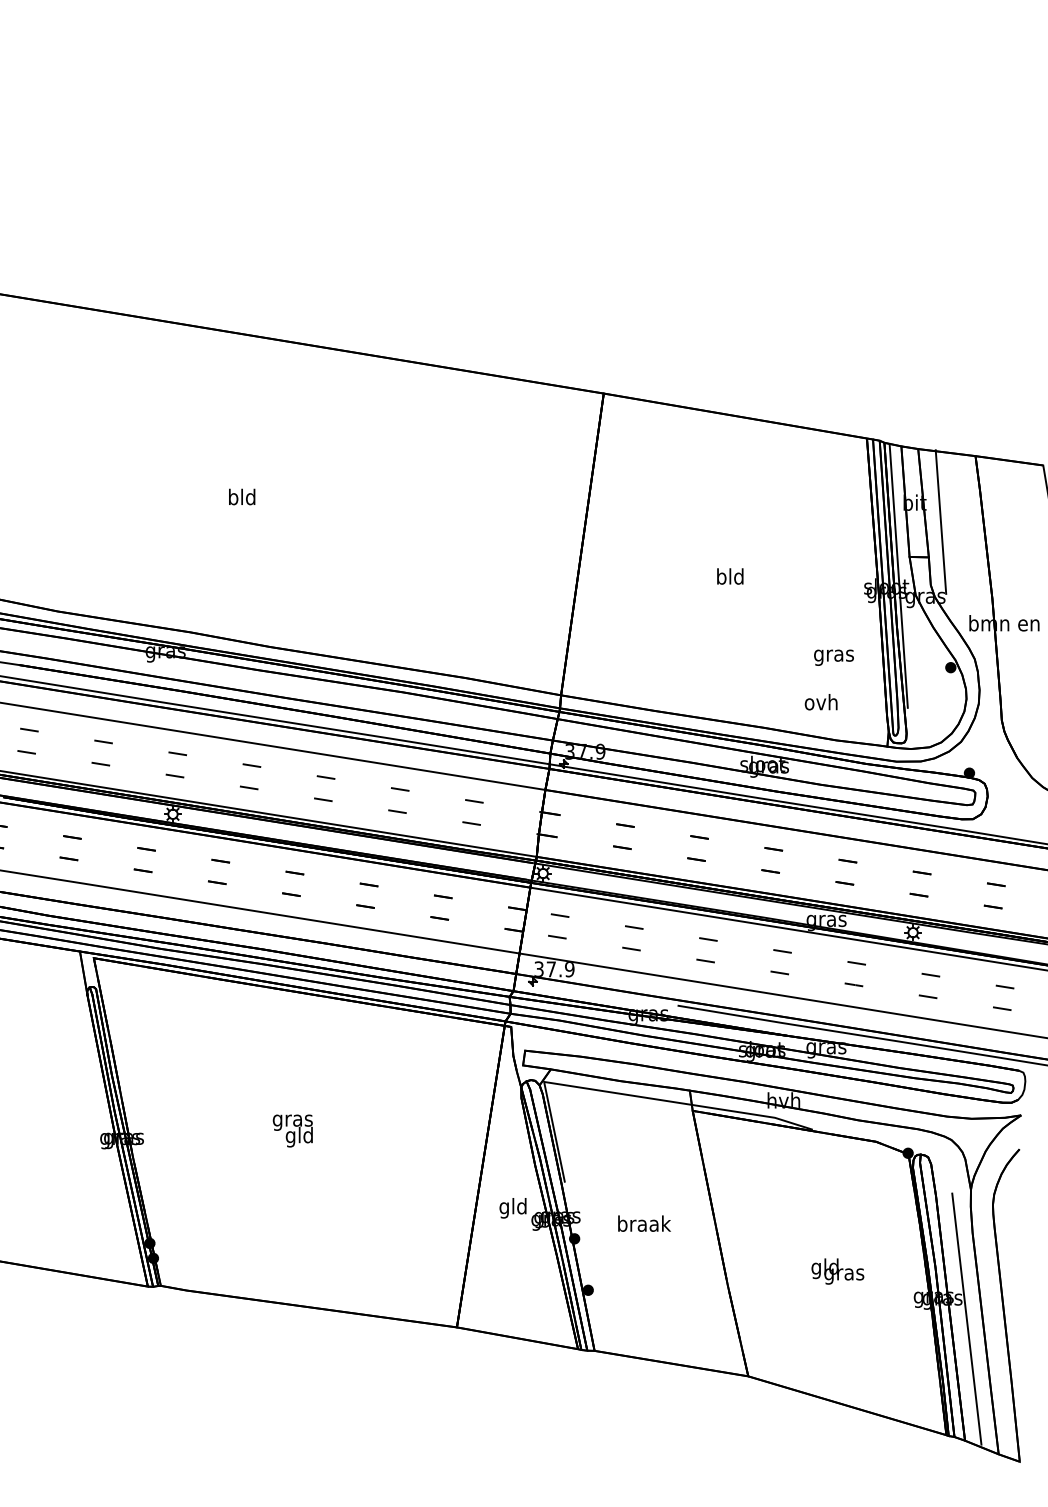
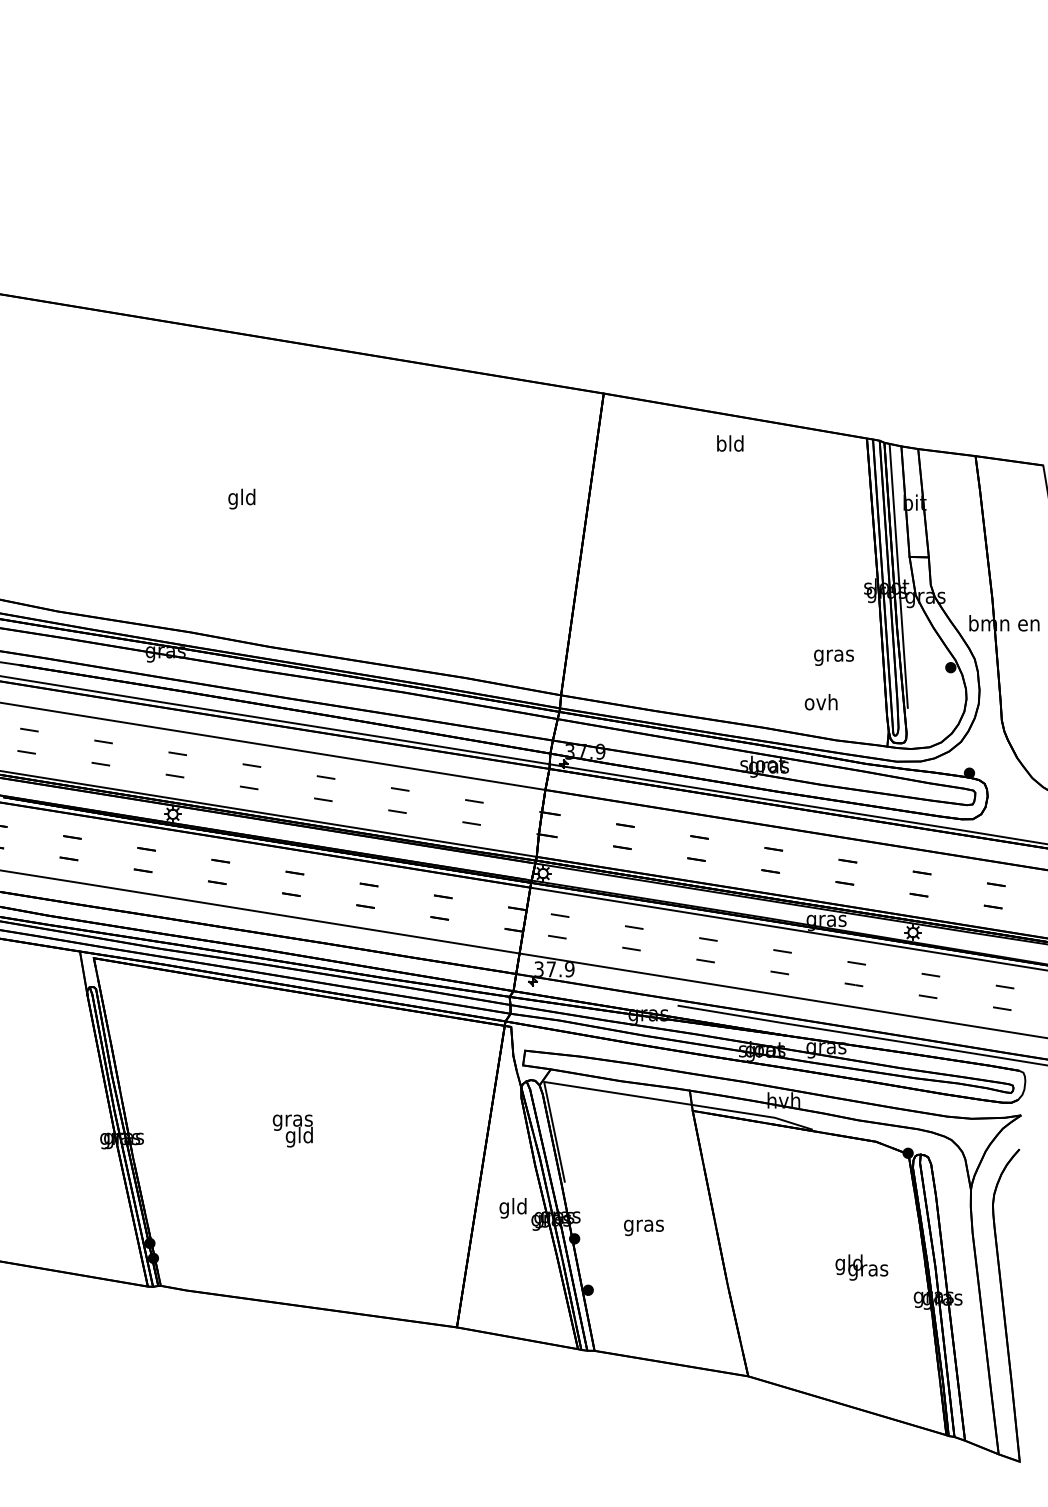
text: bld -> gld (233, 498)
line: present -> none (940, 521)
text position: (730, 576) -> (730, 443) (730, 443)
text: braak -> gras (644, 1225)
text position: (837, 1271) -> (861, 1267) (861, 1267)
line: present -> none (966, 1318)
